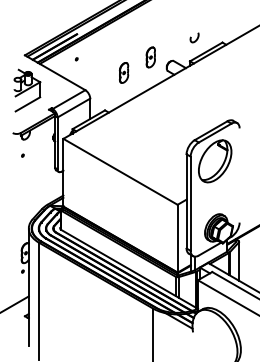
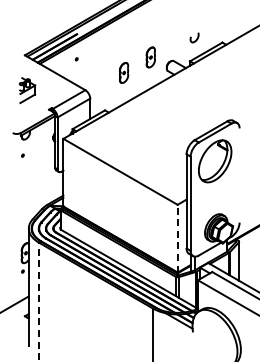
part size: 29x45 px -> 19x28 px (27, 90)
line: solid -> dashed (177, 238)
line: solid -> dashed (38, 301)
